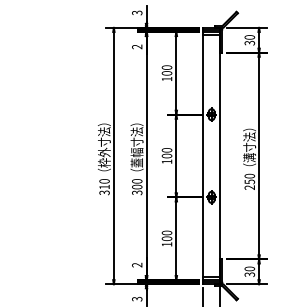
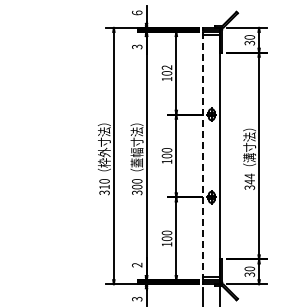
text: 3 -> 6 (137, 12)
text: 2 -> 3 (137, 46)
text: 100 -> 102 (167, 67)
line: solid -> dashed (203, 156)
text: 250 -> 344 (249, 181)
